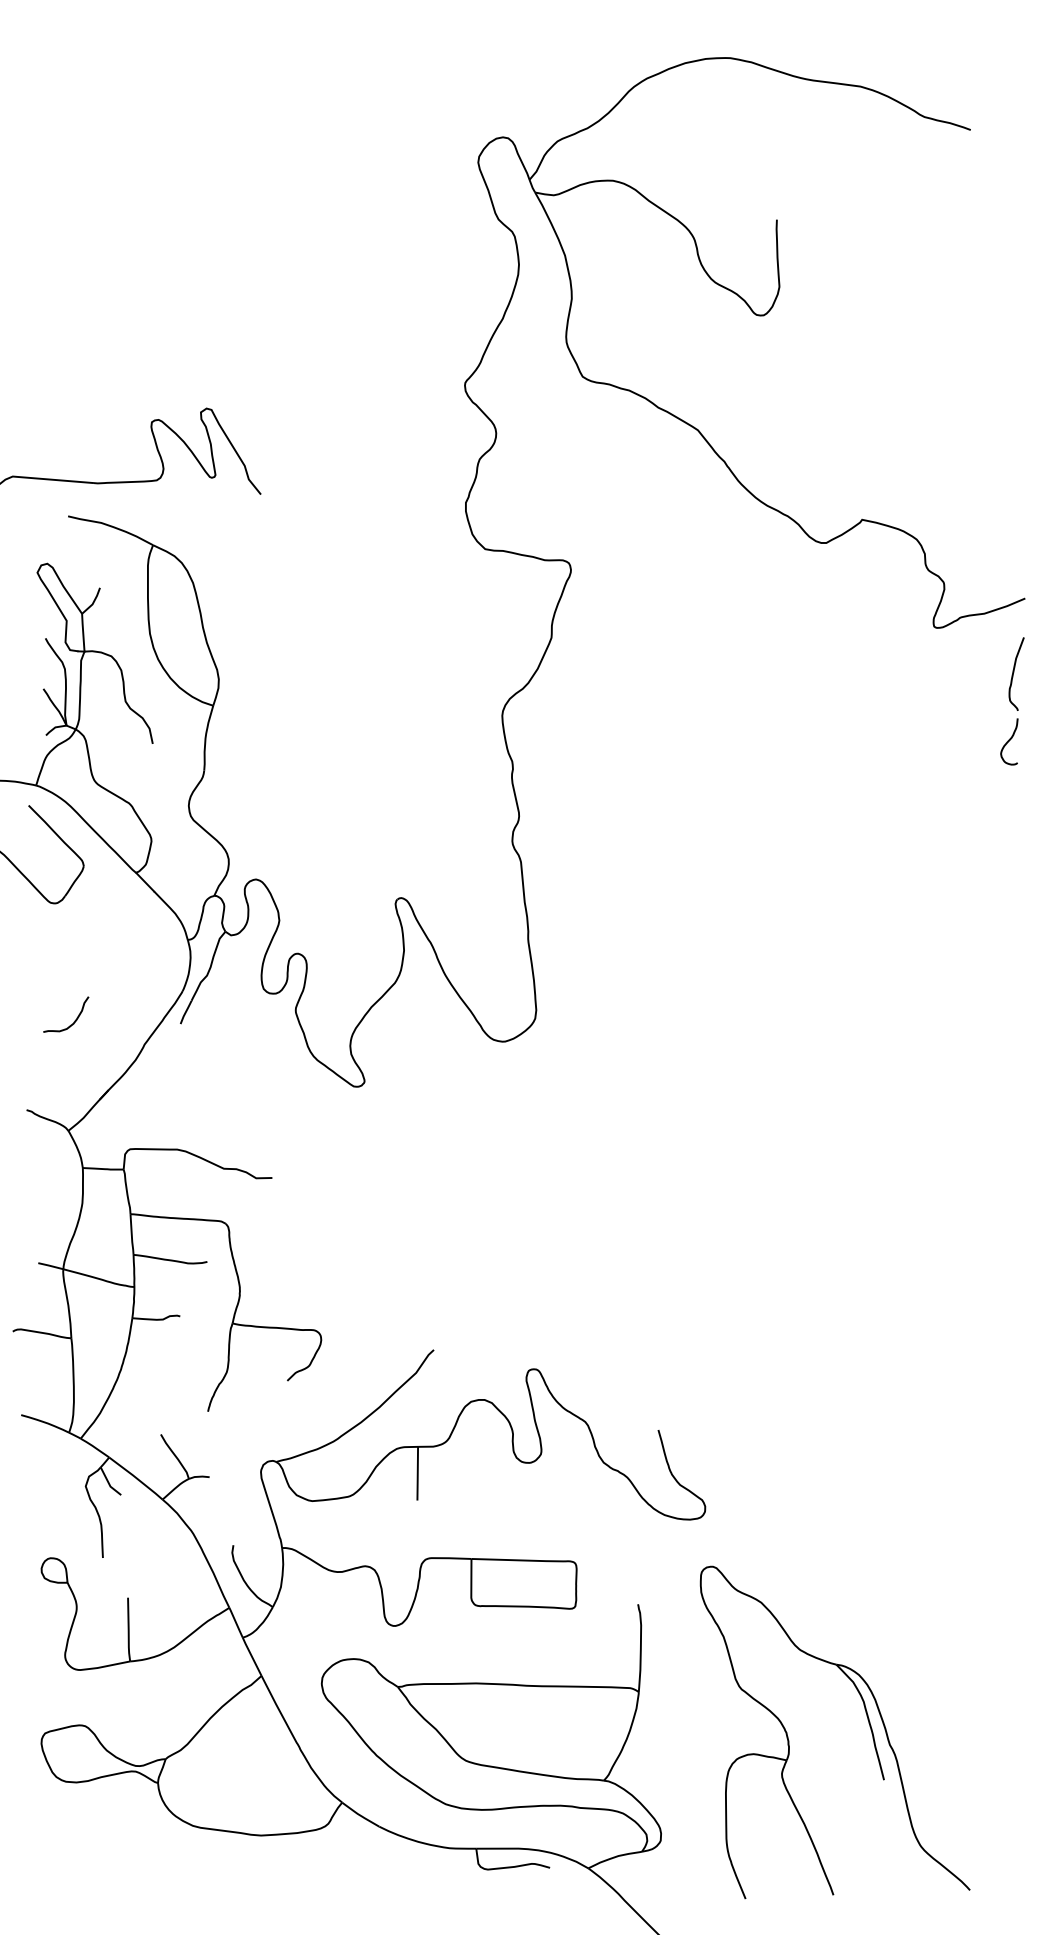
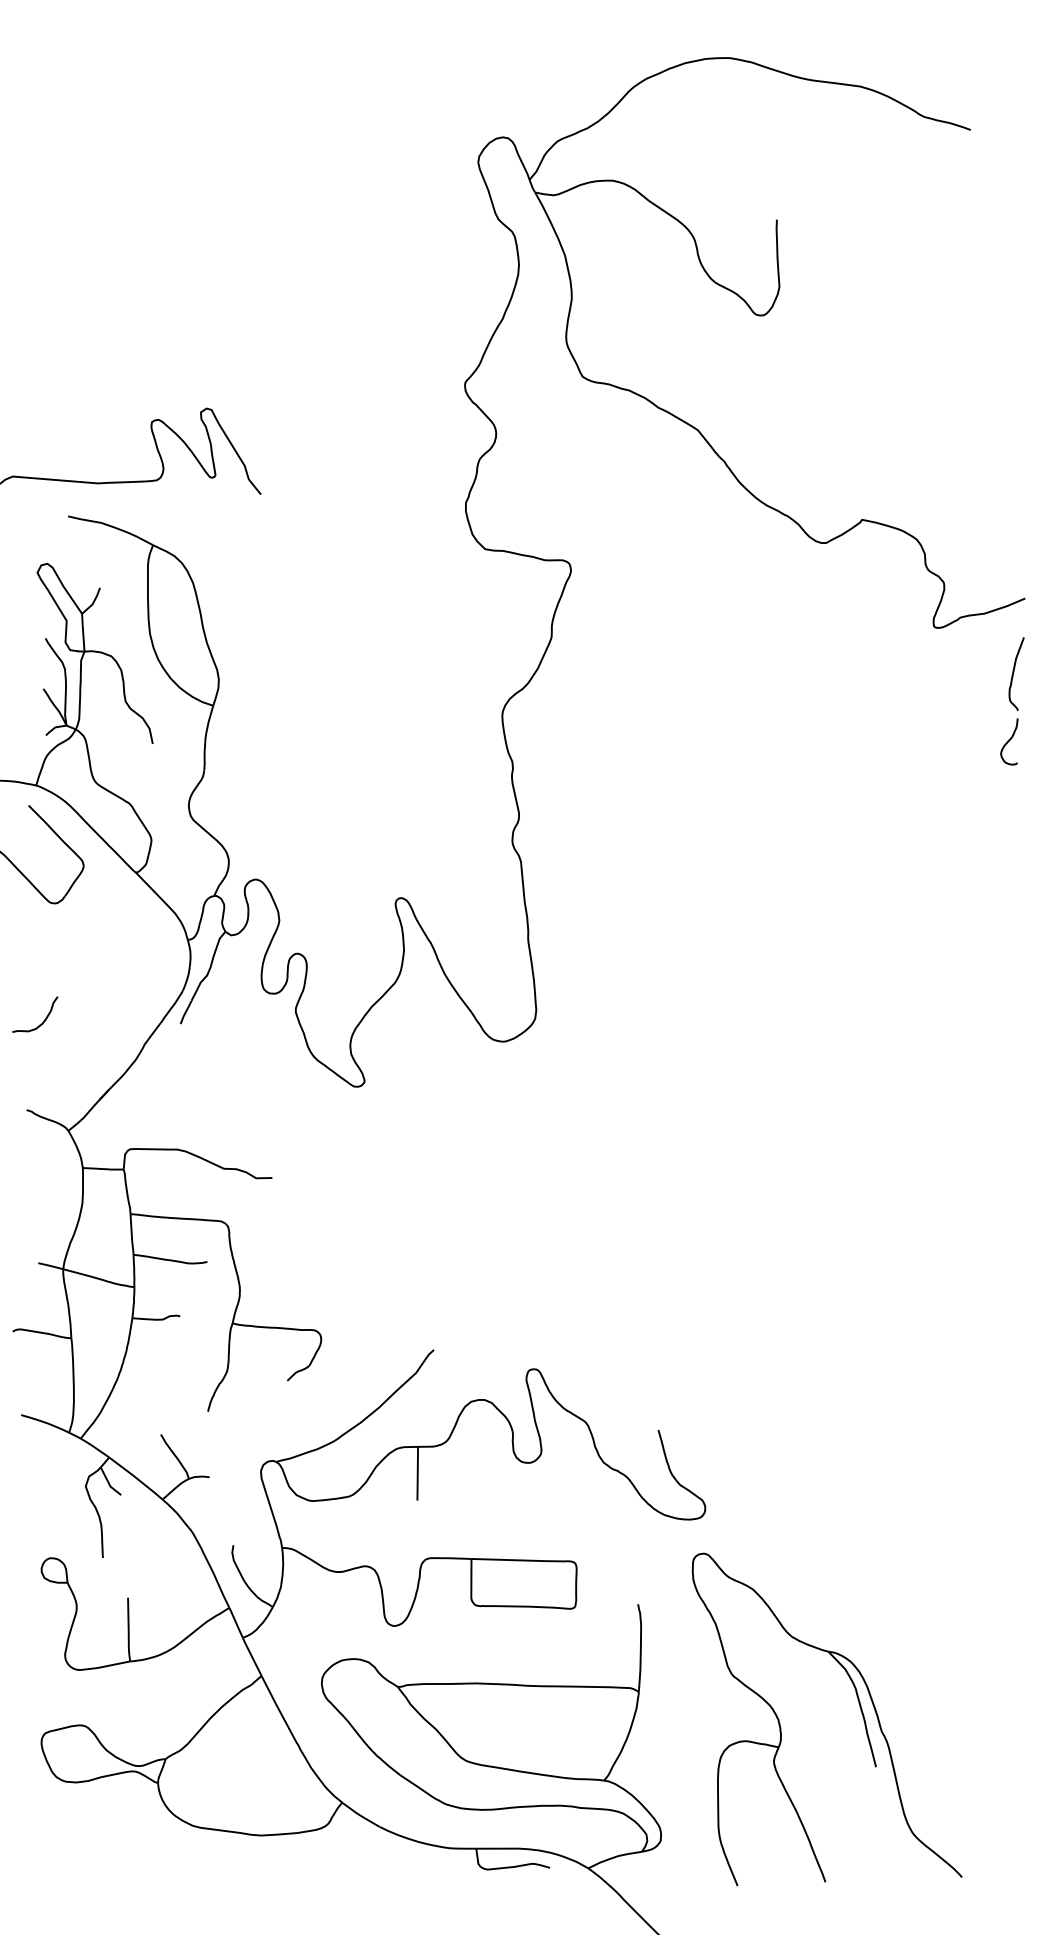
curve position: (74, 1020) -> (43, 1020) (43, 1020)
part position: (867, 1720) -> (859, 1707) (859, 1707)
